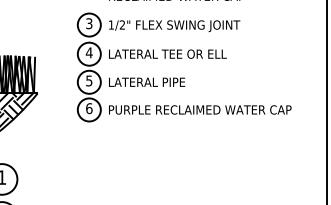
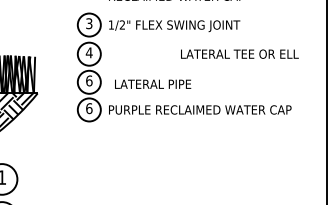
text position: (167, 53) -> (239, 53) (239, 53)
text: 5 -> 6 (89, 80)
text position: (147, 81) -> (153, 83) (153, 83)
